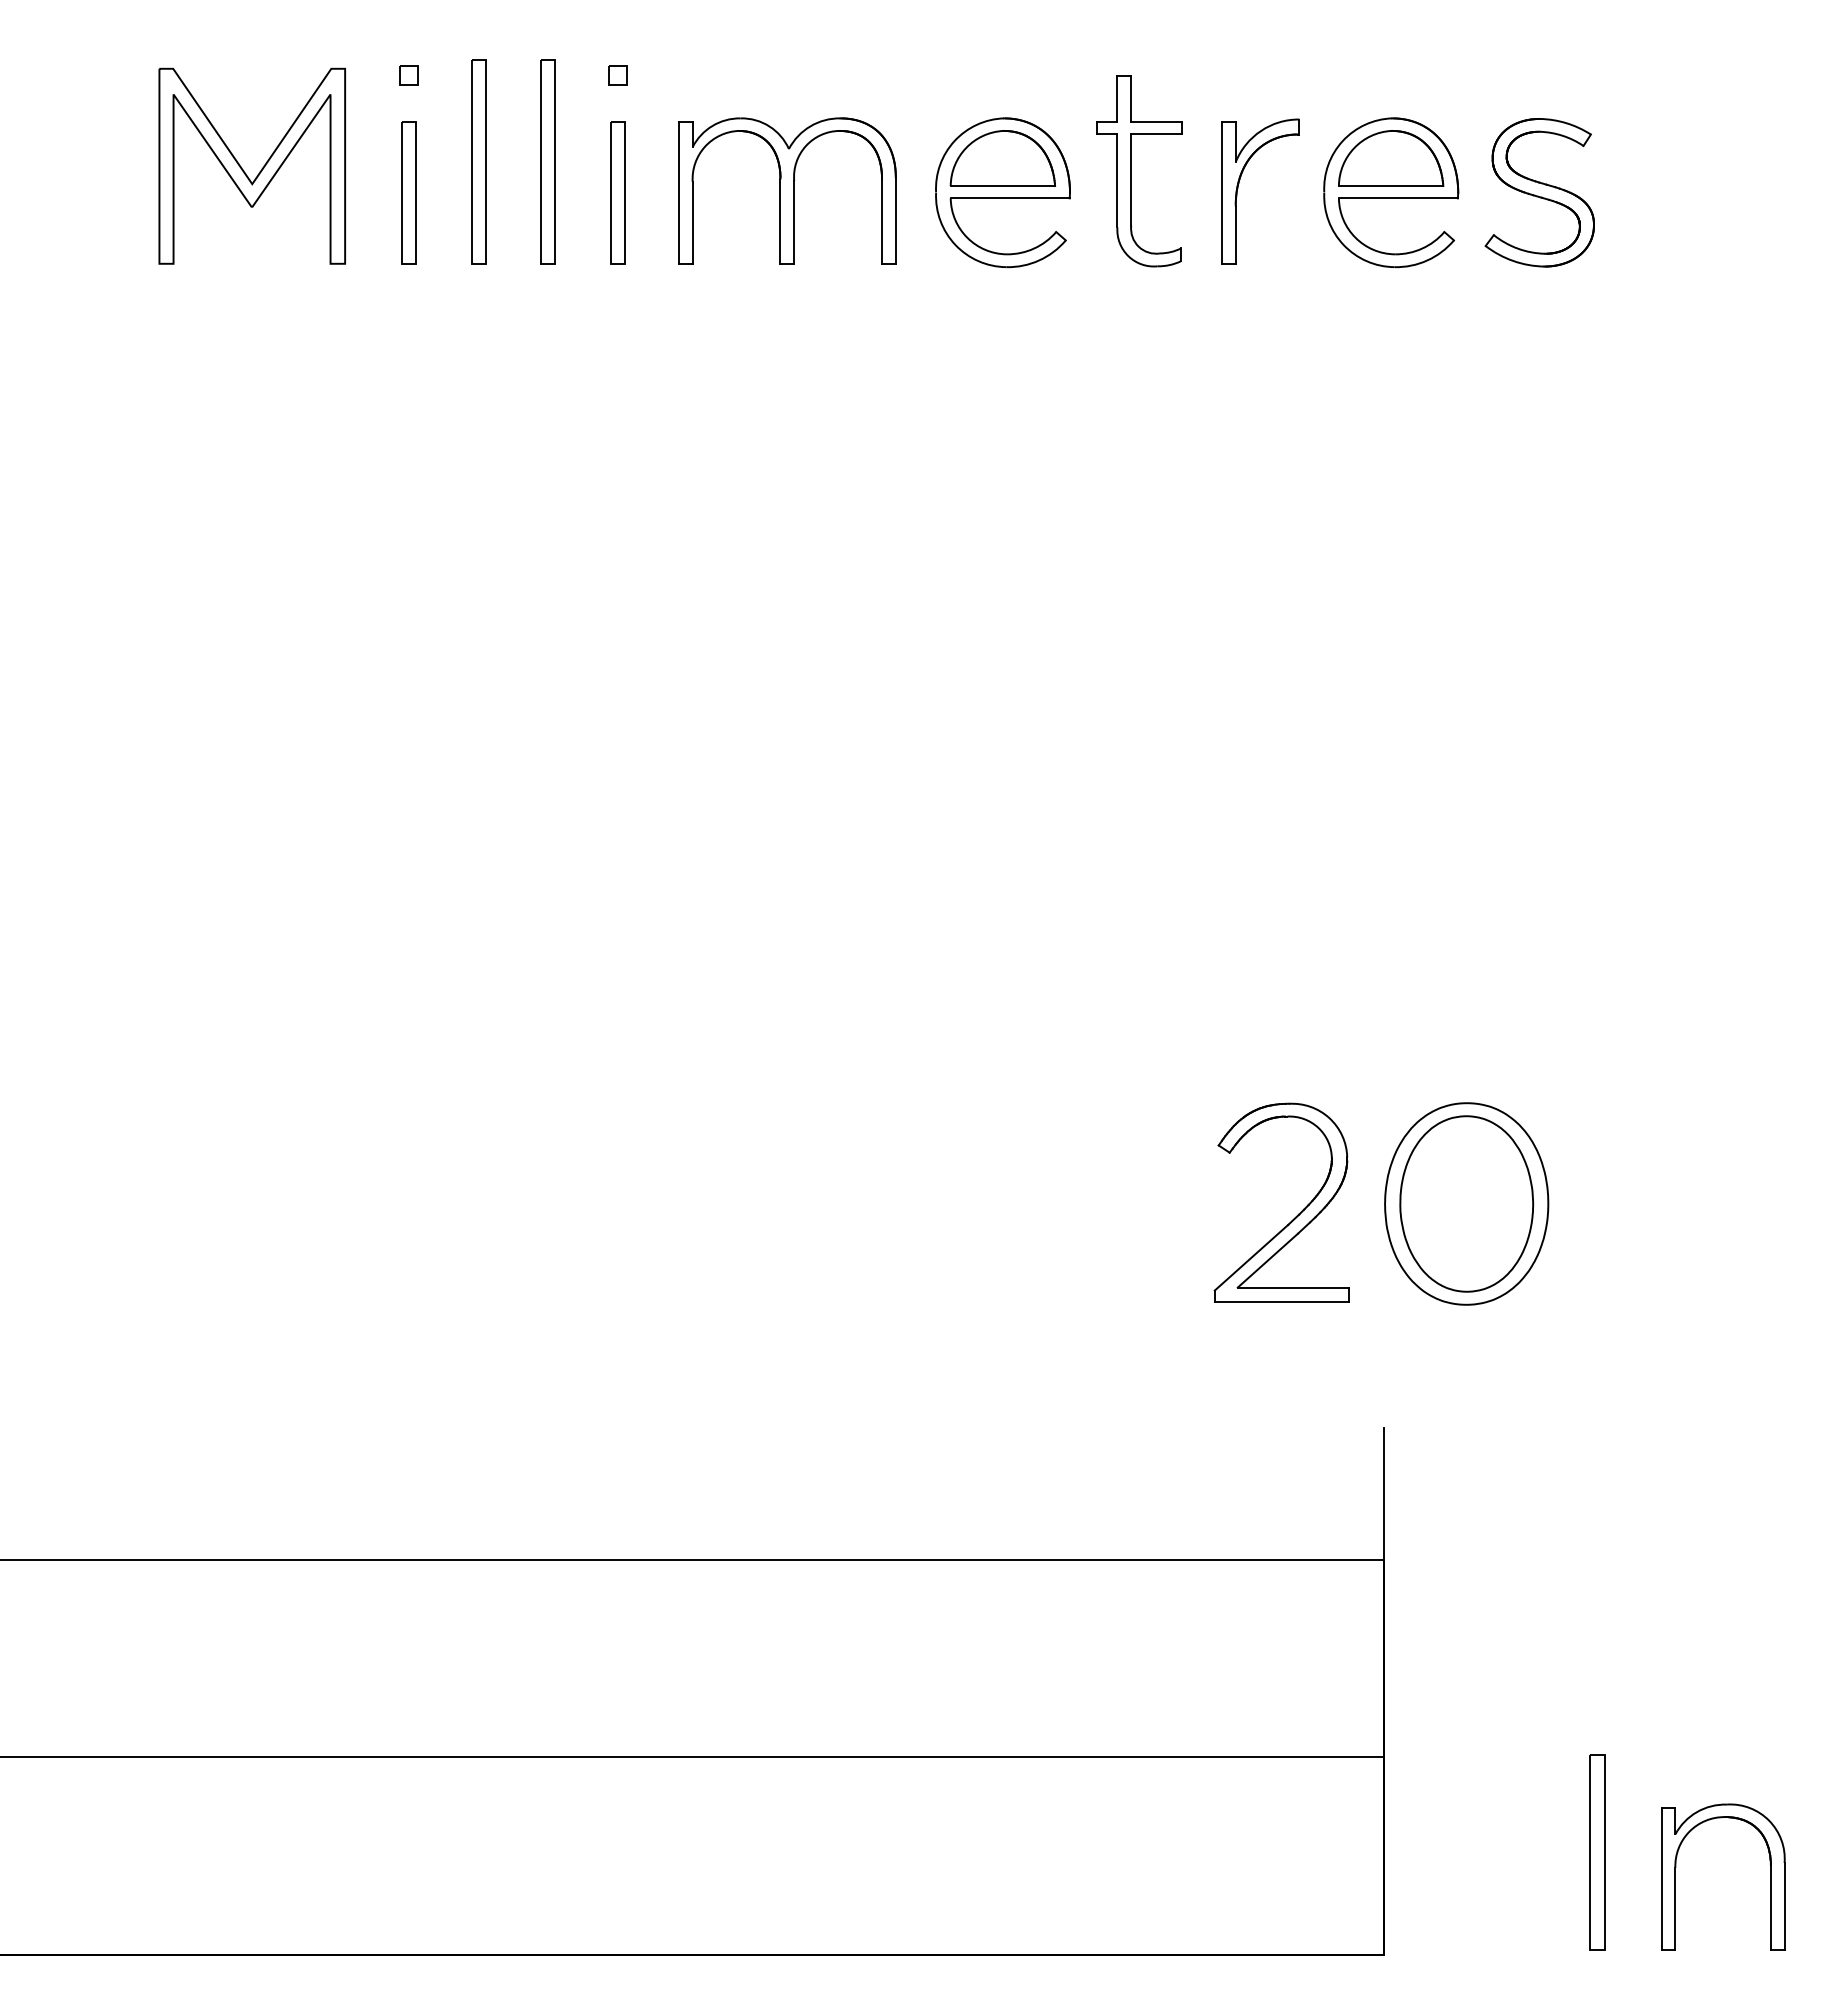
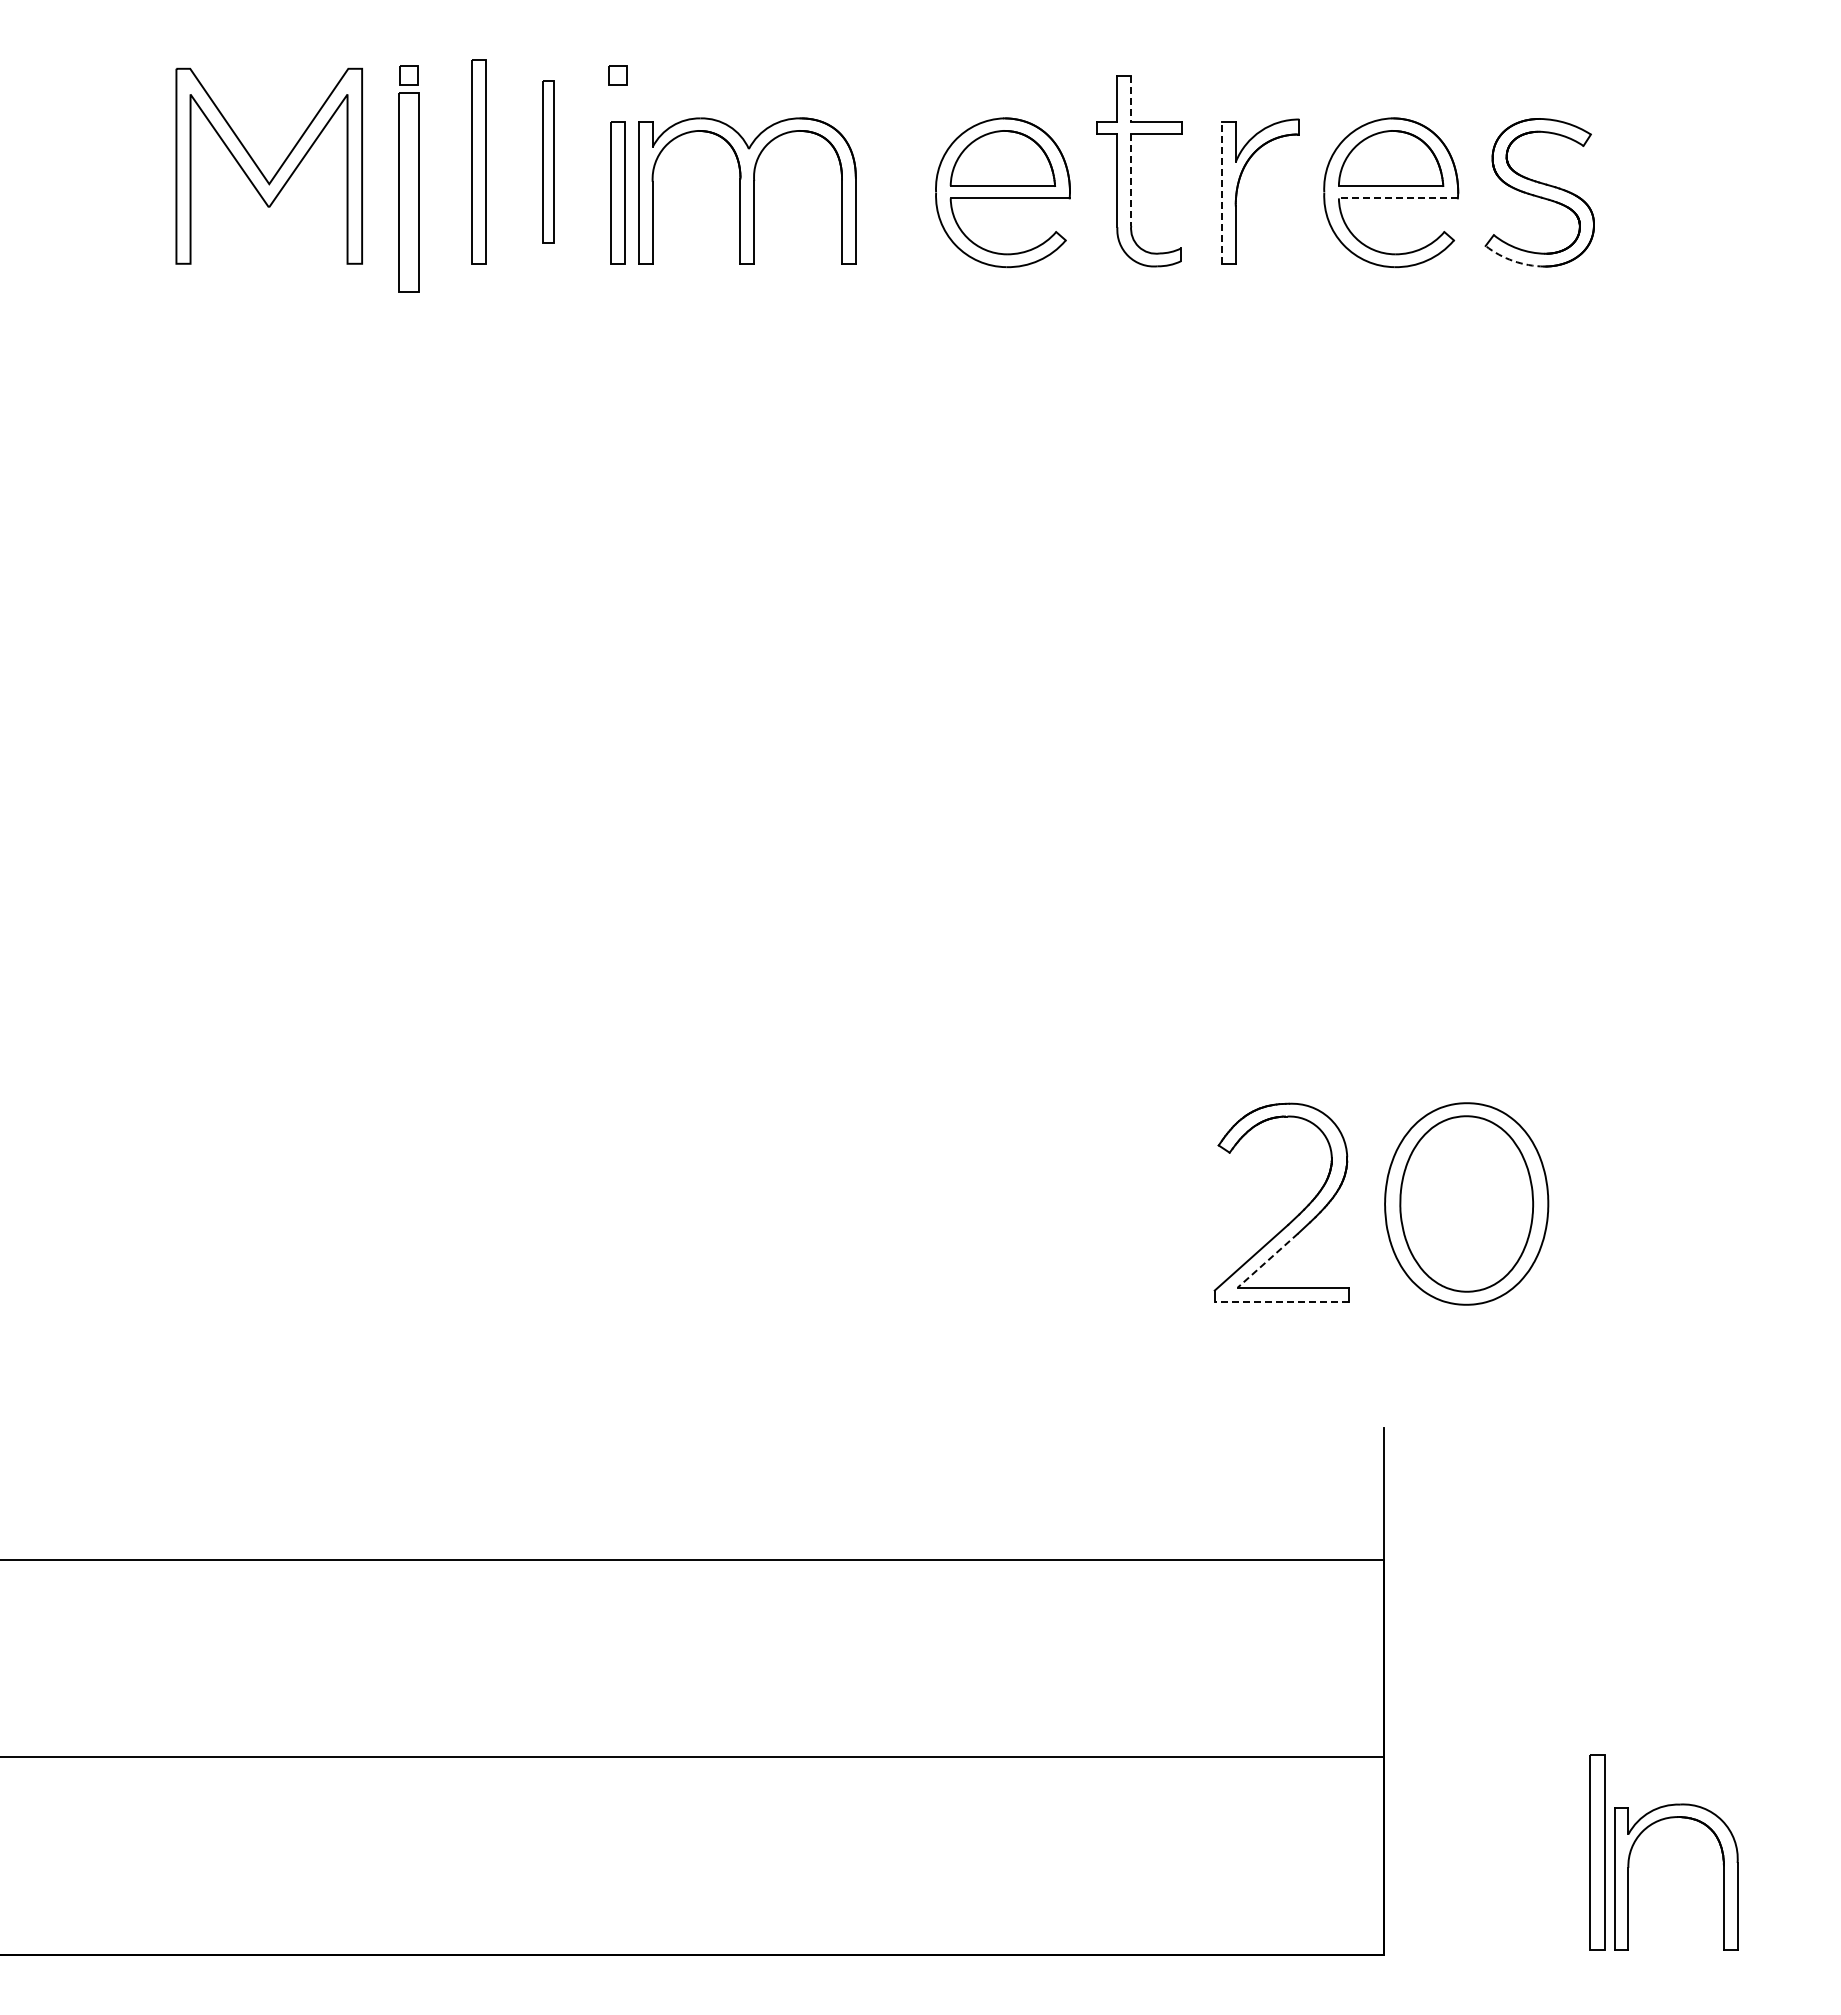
line: solid -> dashed (1131, 99)
part size: 16x206 px -> 13x164 px (548, 161)
part position: (244, 170) -> (261, 170) (261, 170)
line: solid -> dashed (1131, 180)
part position: (787, 190) -> (747, 190) (747, 190)
part size: 16x144 px -> 22x201 px (408, 192)
line: solid -> dashed (1221, 192)
line: solid -> dashed (1397, 198)
arc: solid -> dashed (1513, 261)
line: solid -> dashed (1267, 1260)
line: solid -> dashed (1281, 1301)
part position: (1770, 1876) -> (1723, 1876) (1723, 1876)
